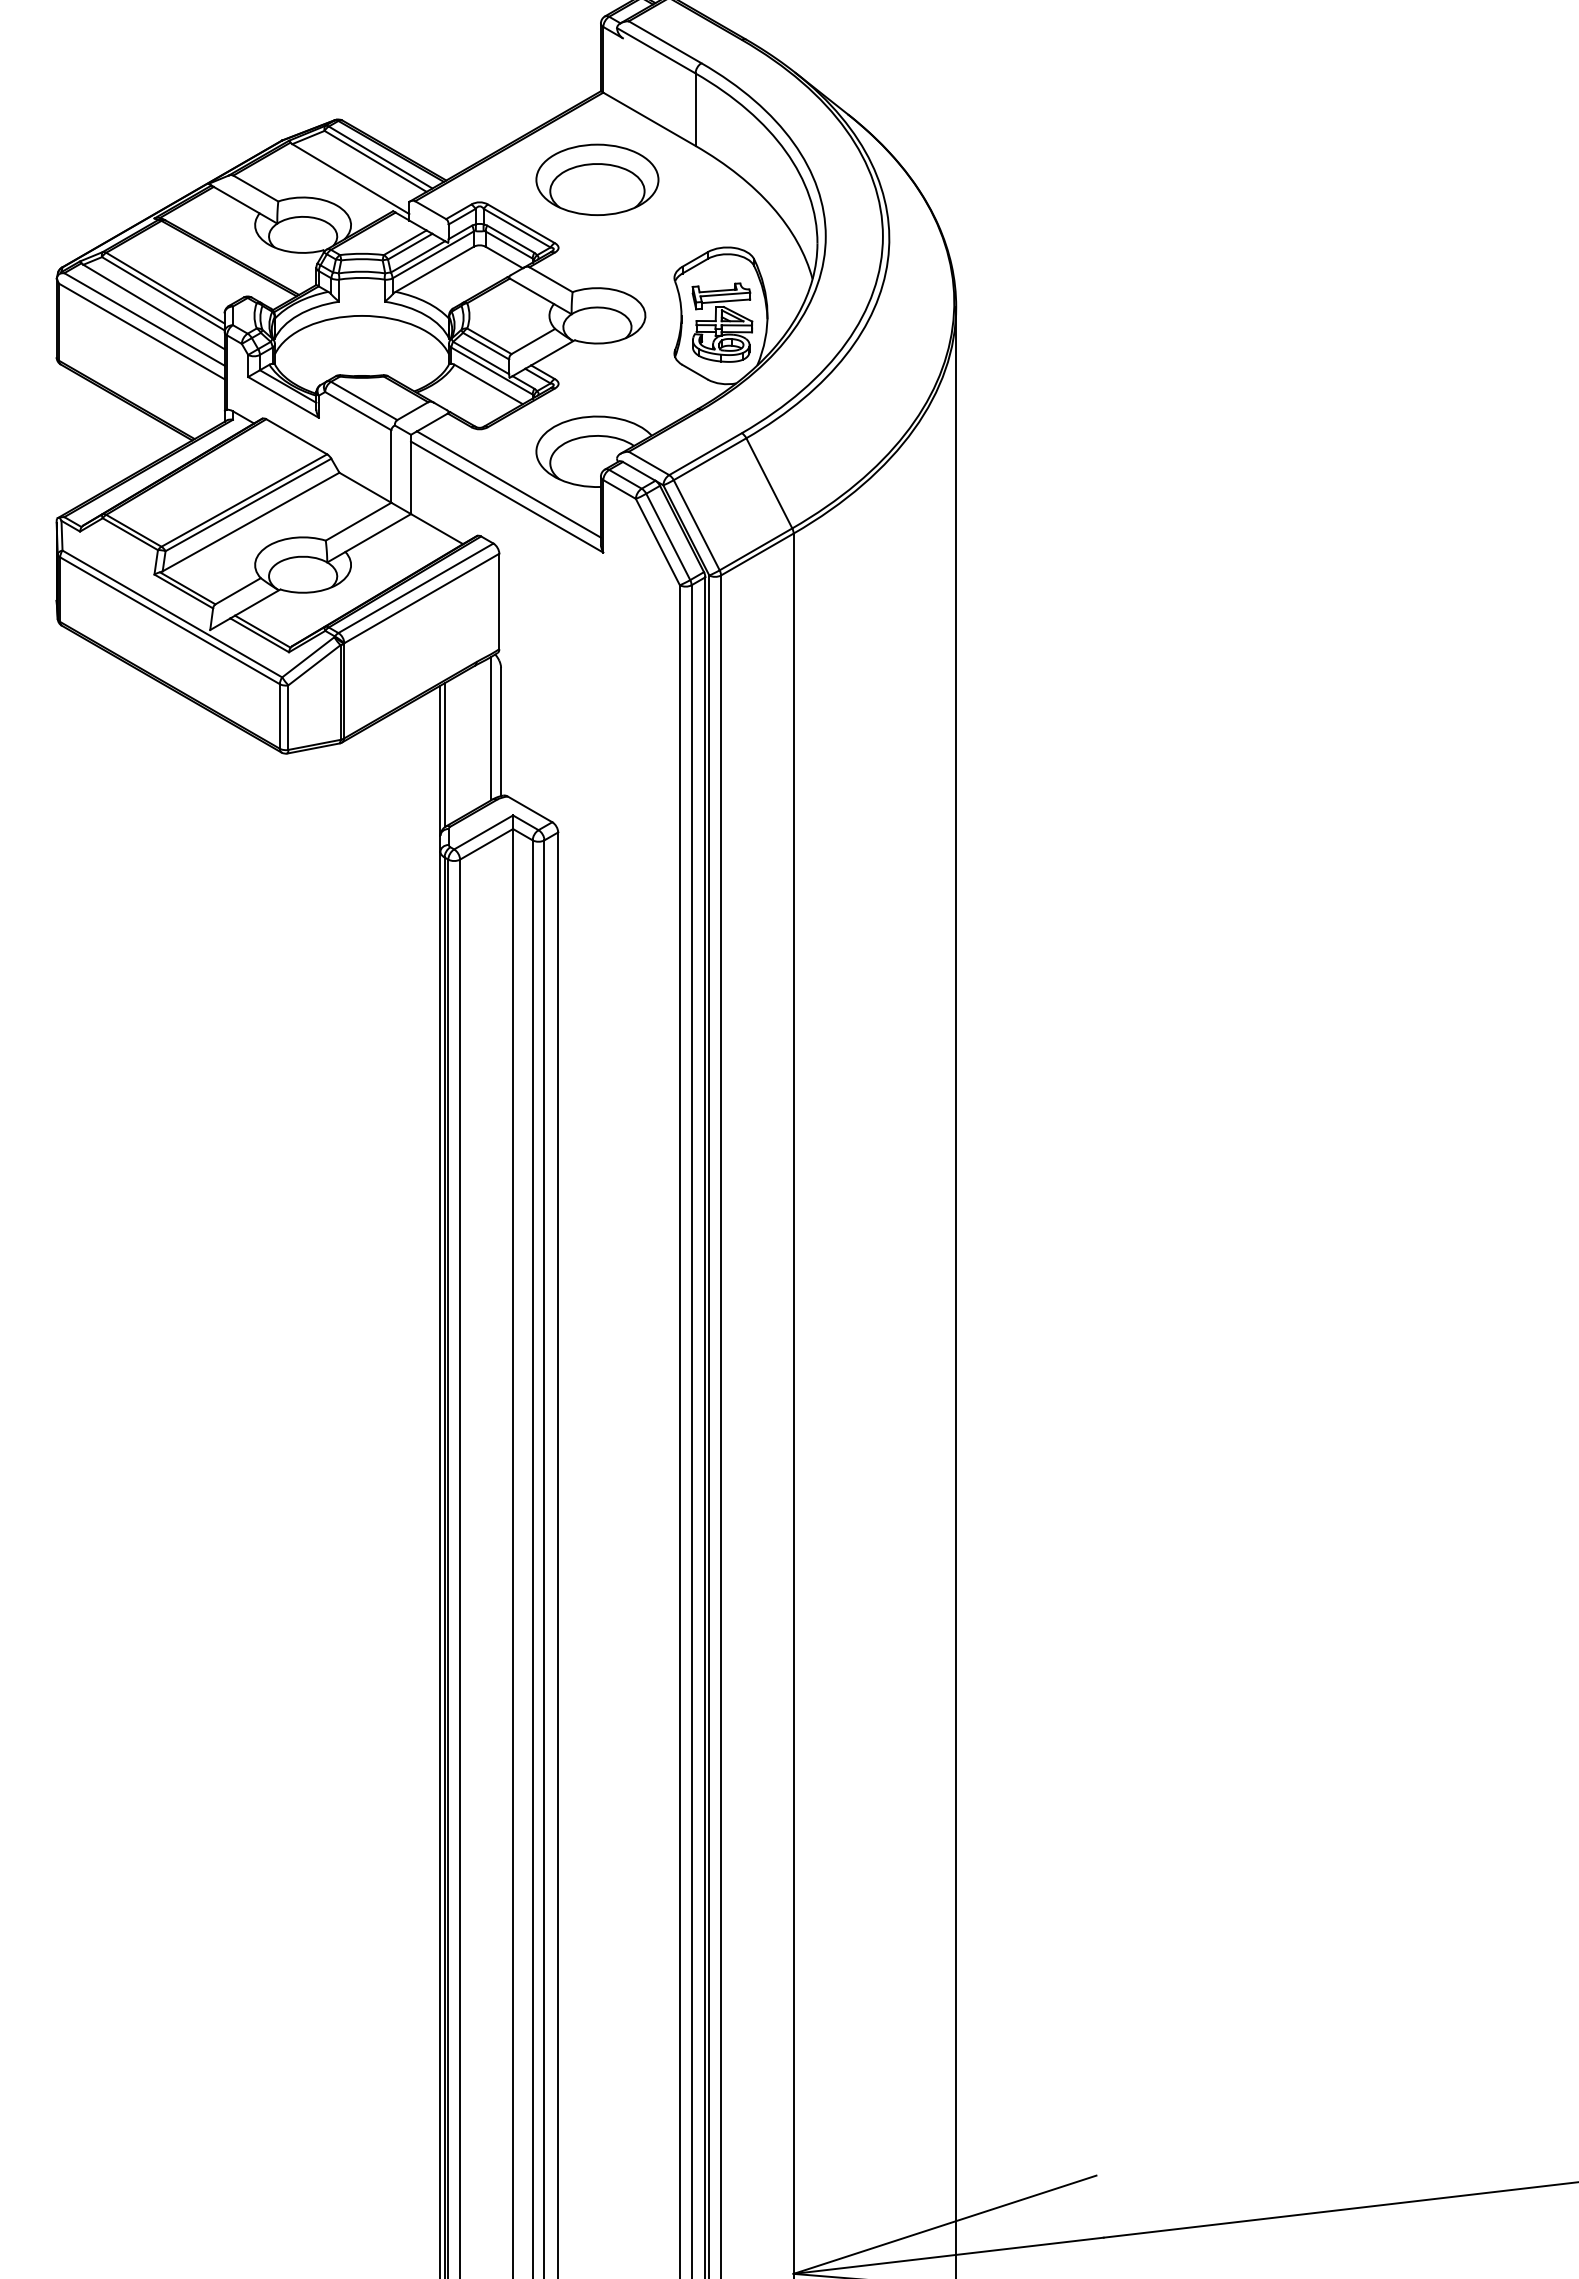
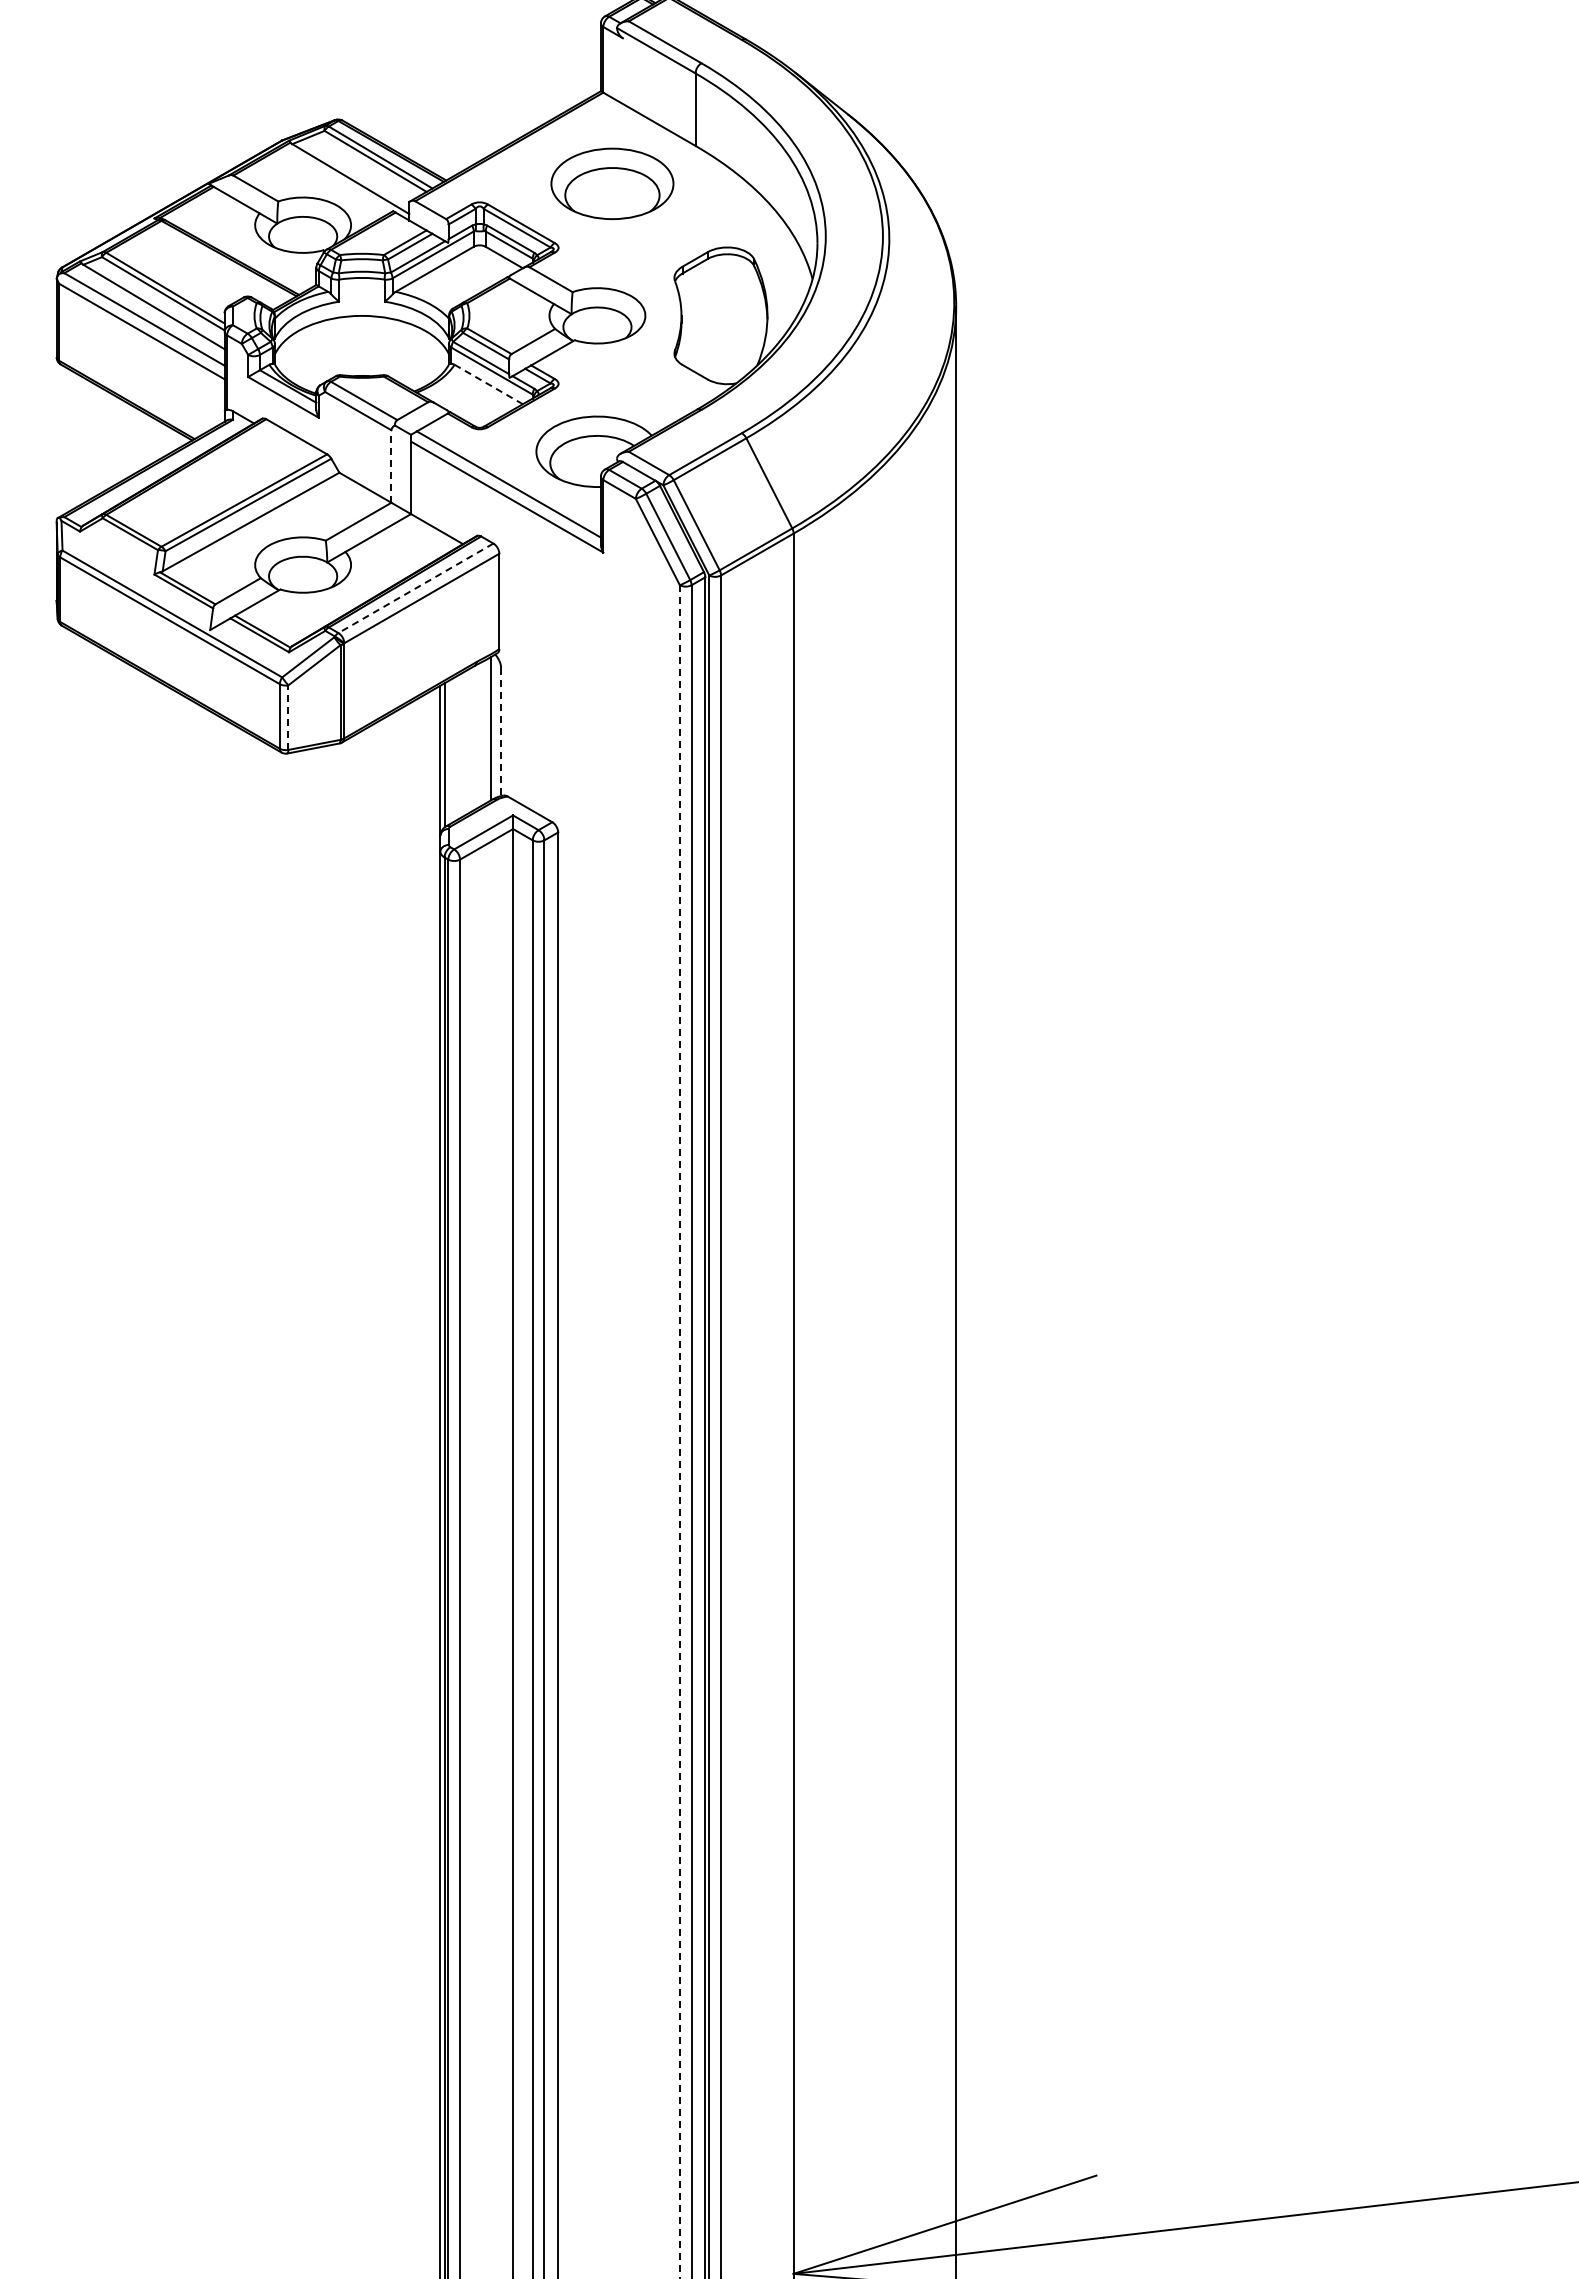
part position: (597, 179) -> (612, 183) (612, 183)
part: present -> none (722, 322)
line: solid -> dashed (489, 384)
line: solid -> dashed (391, 466)
line: solid -> dashed (415, 588)
line: solid -> dashed (288, 717)
line: solid -> dashed (501, 732)
line: solid -> dashed (679, 1432)
